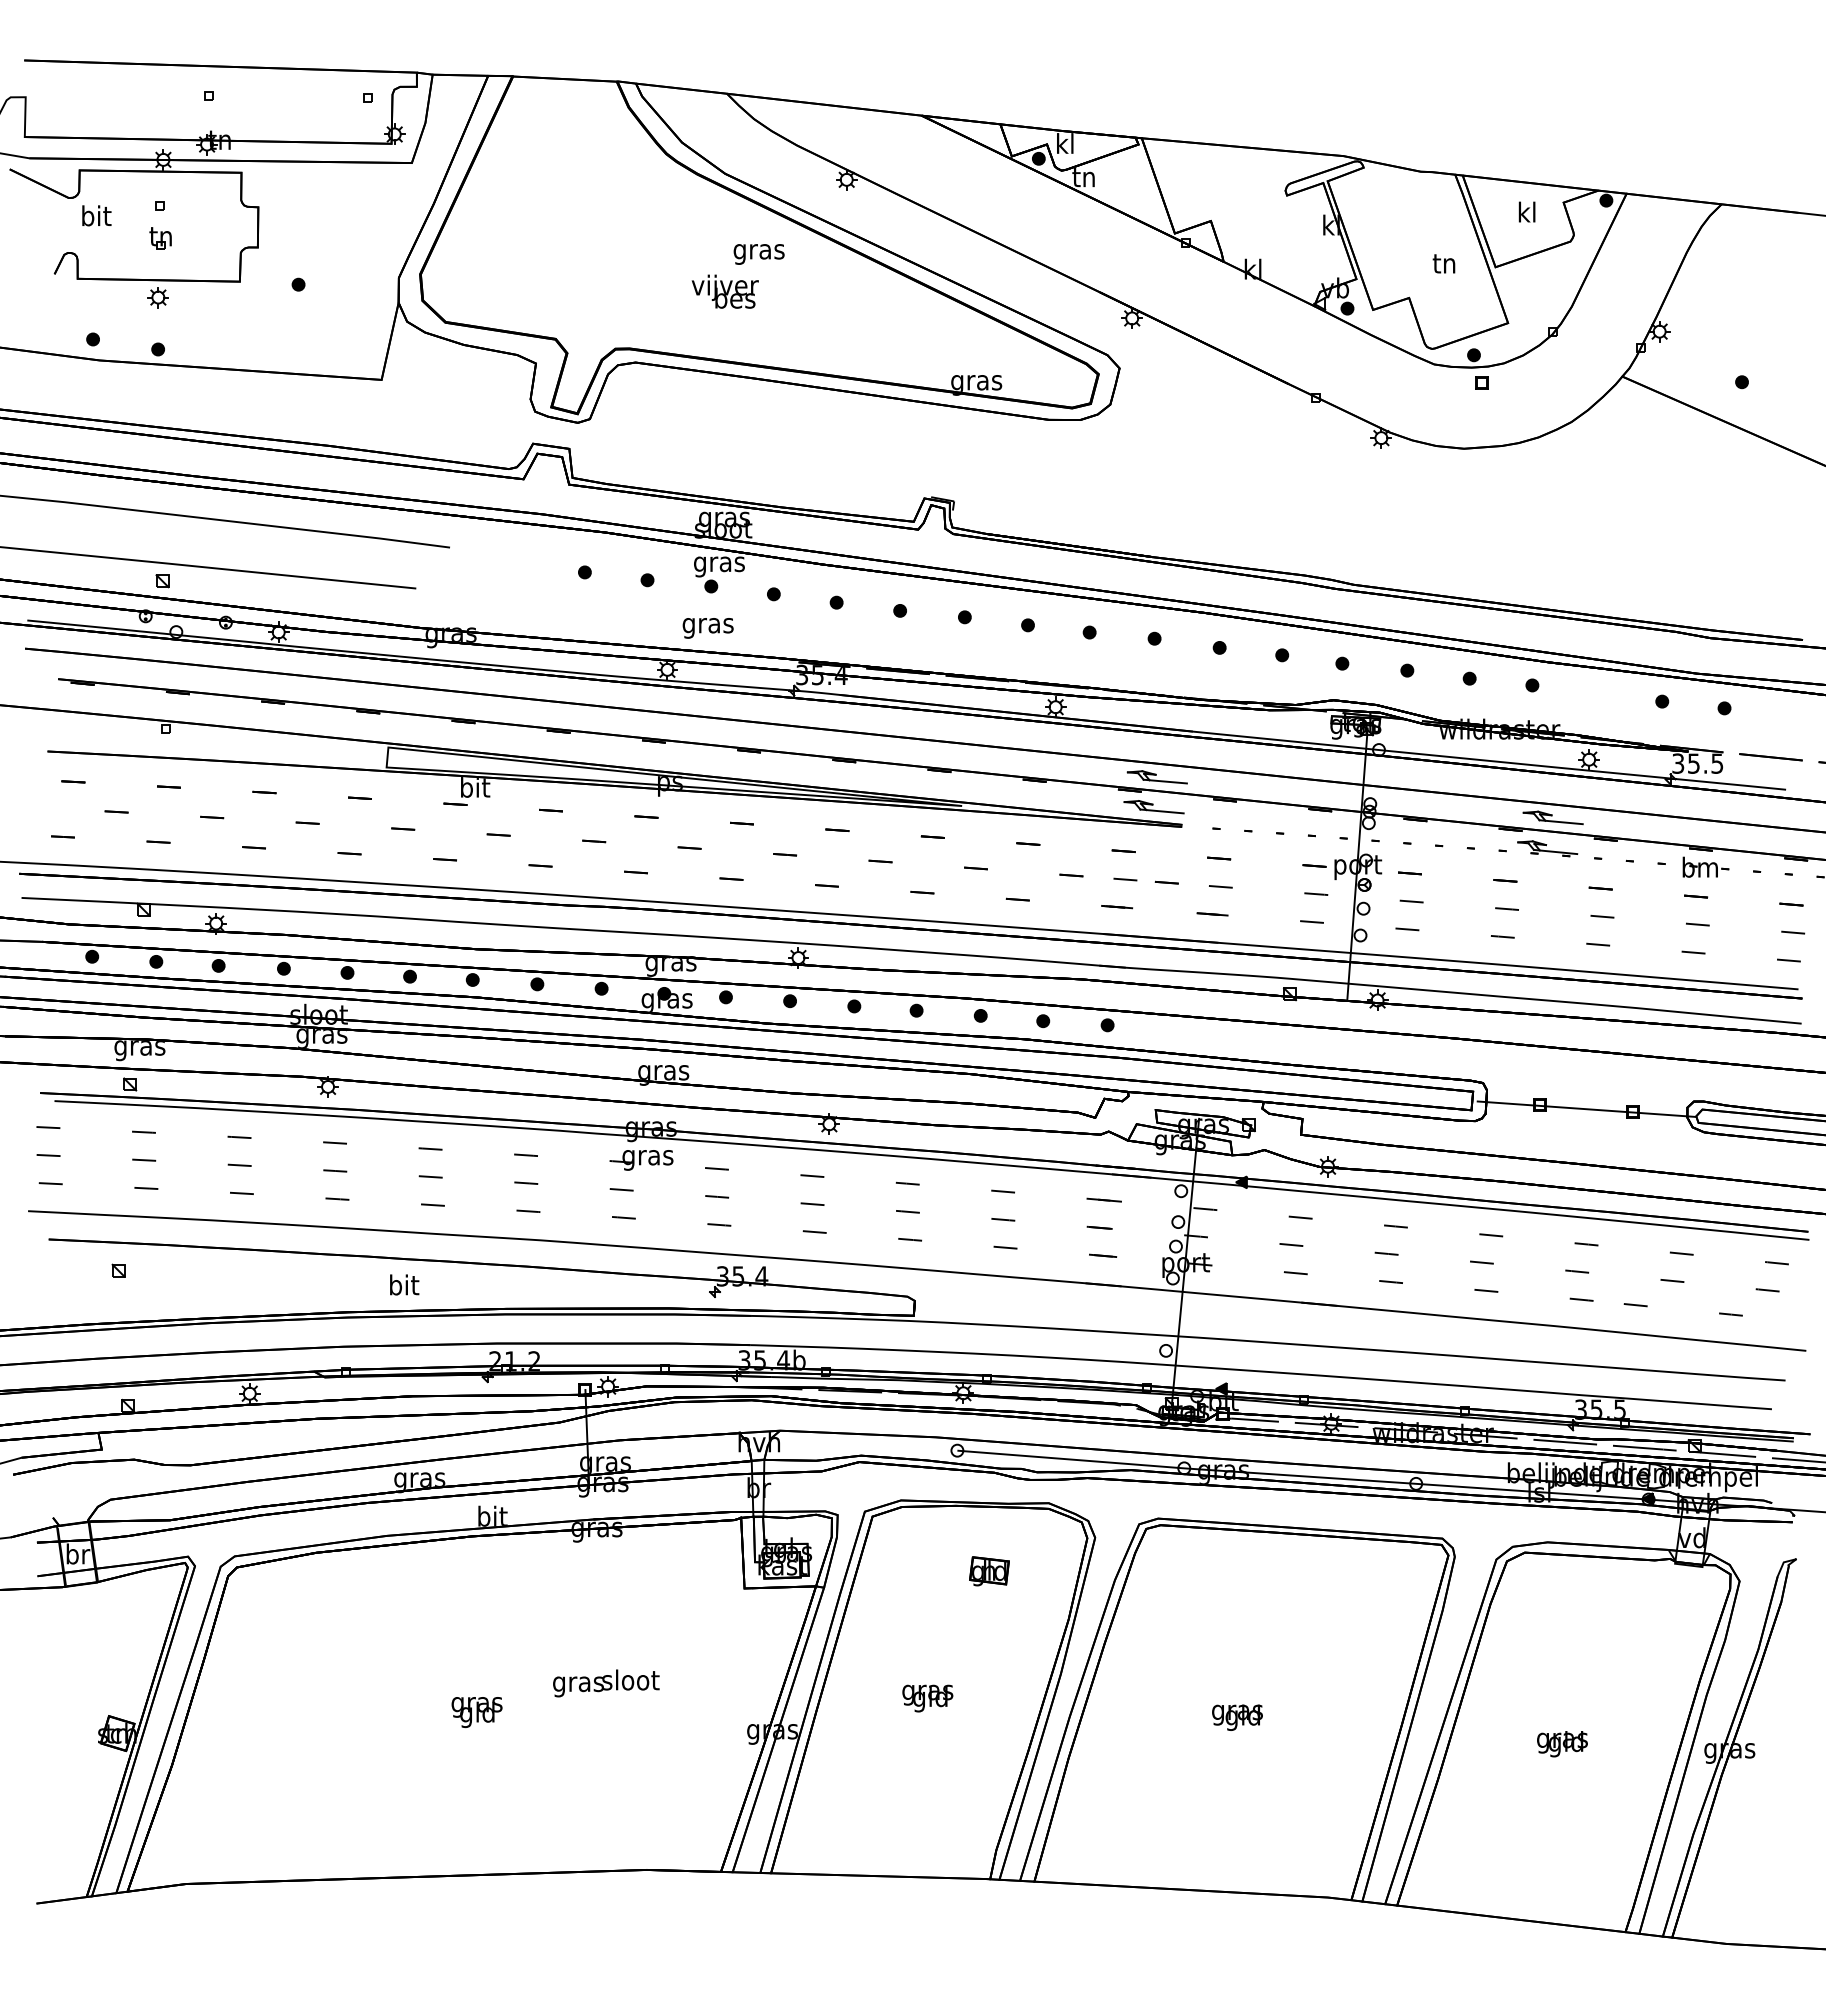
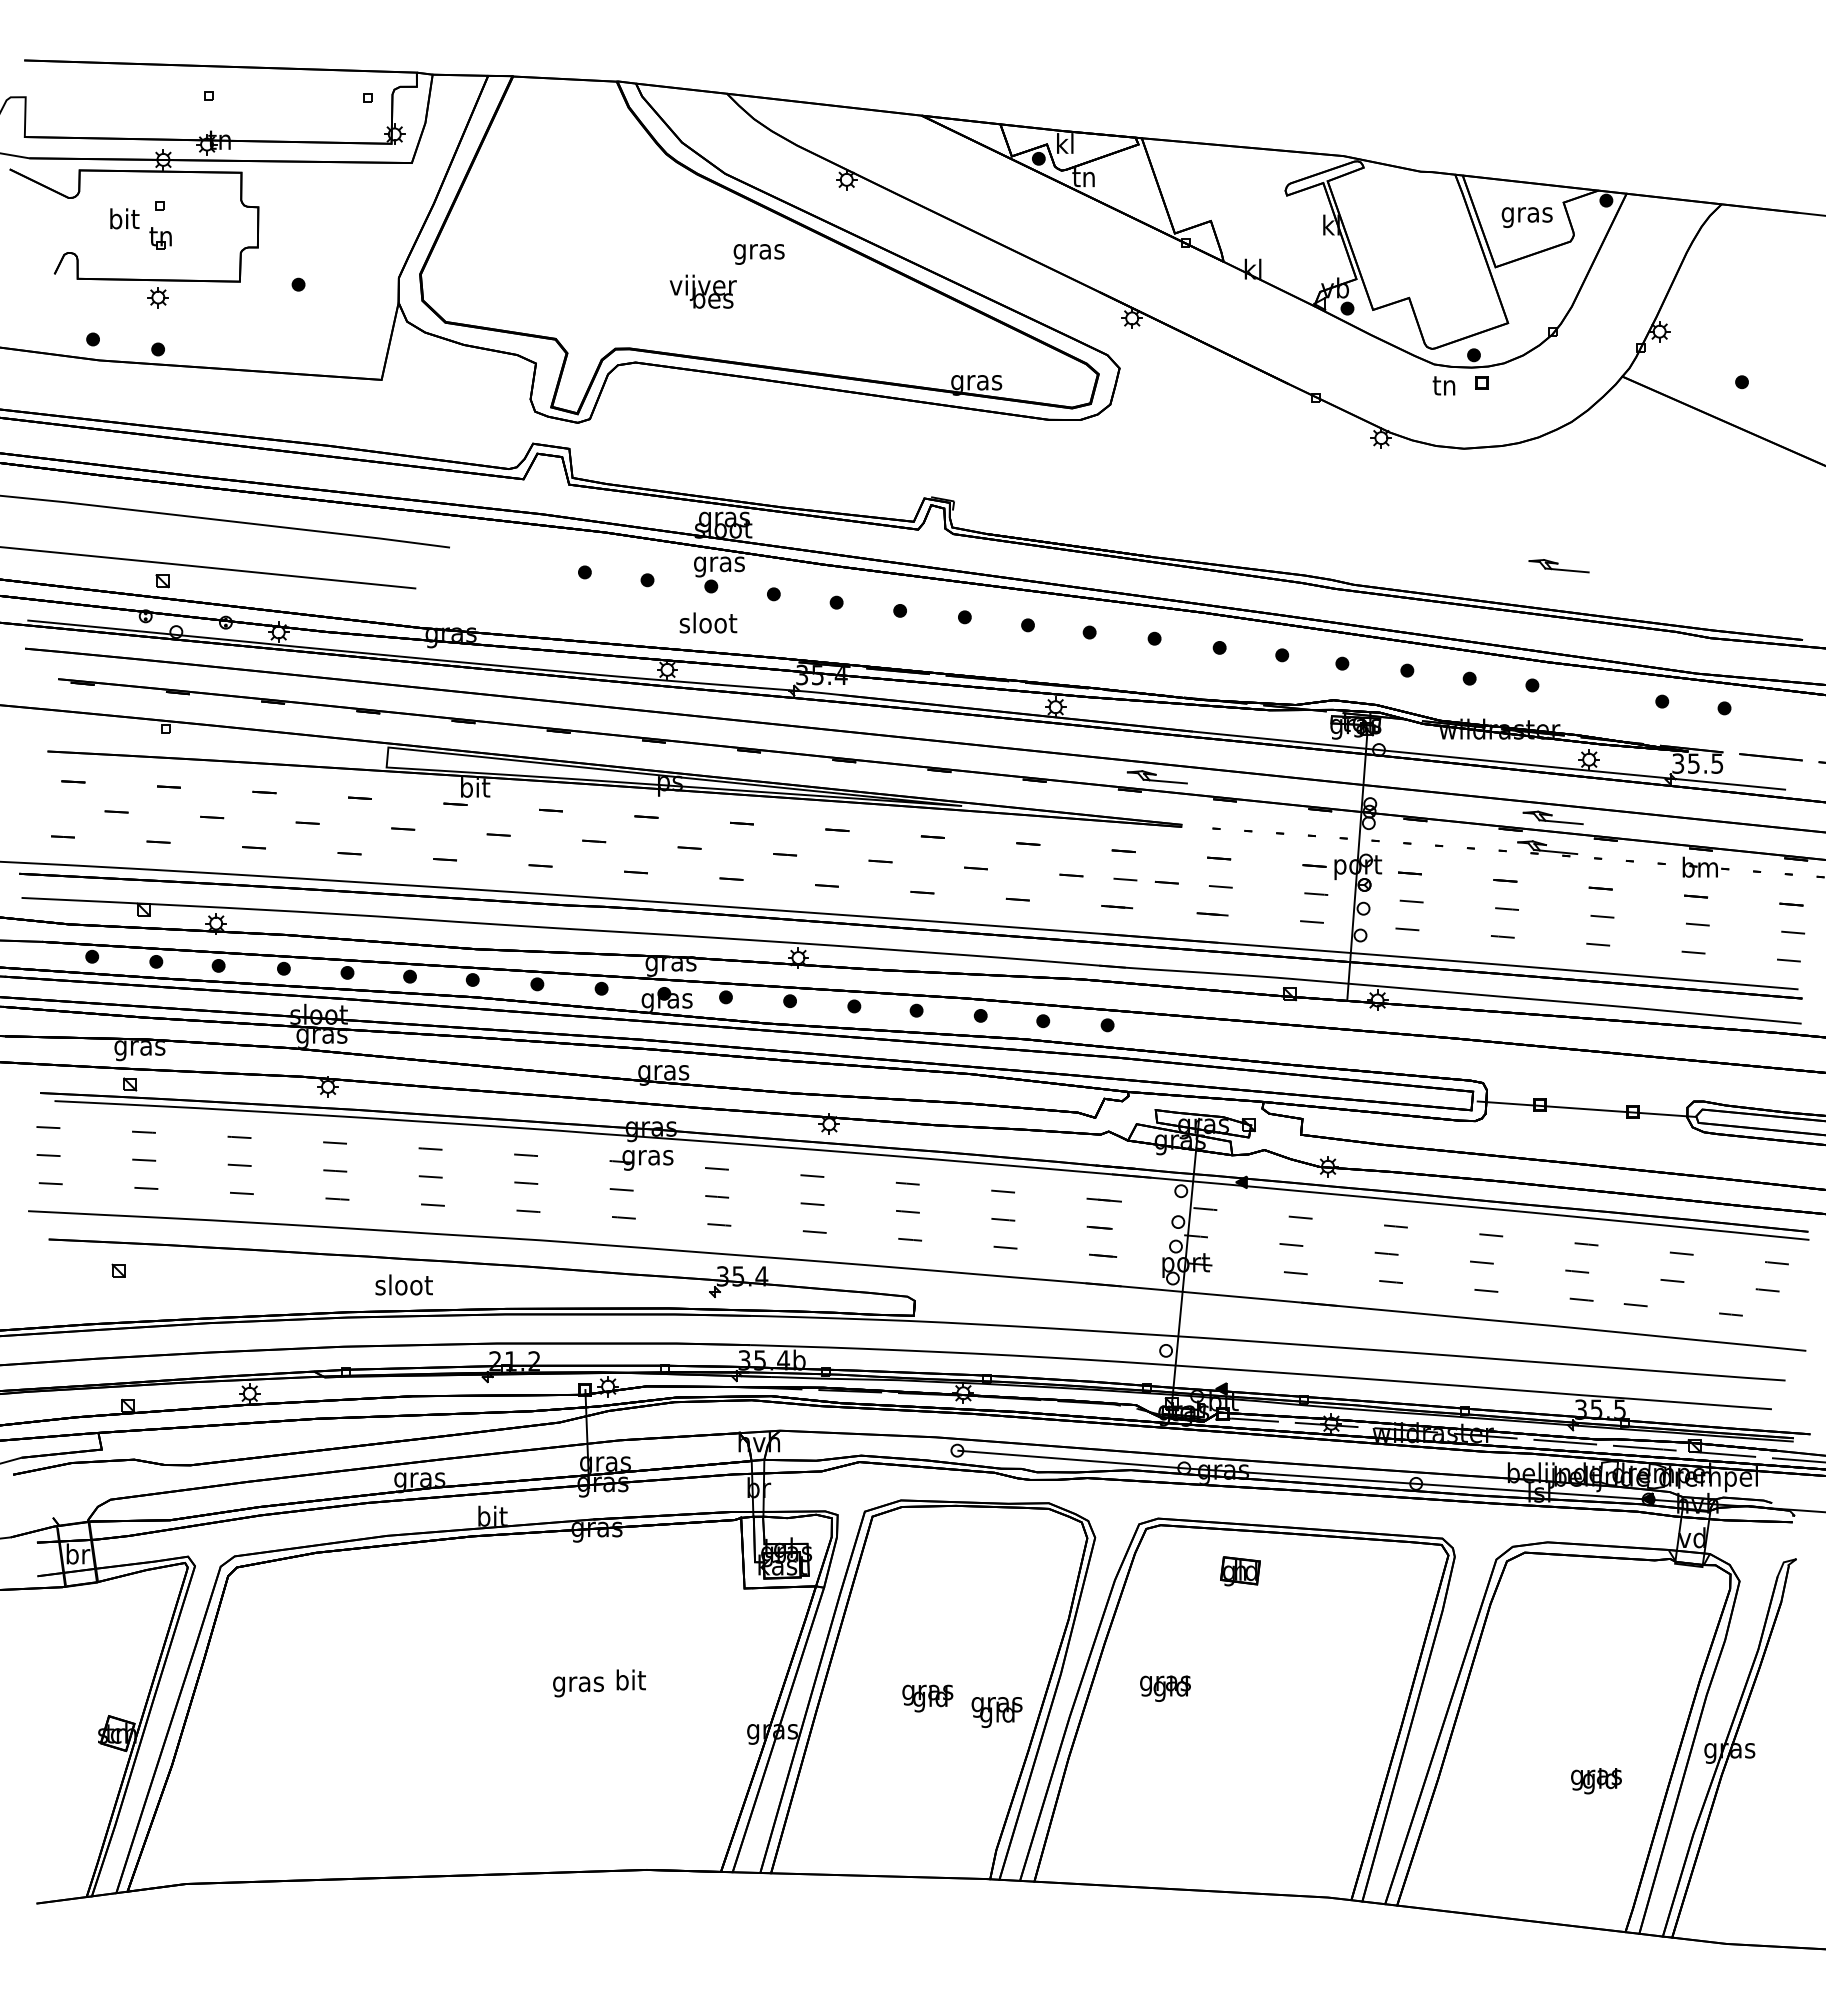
text: kl -> gras (1526, 214)
text position: (96, 215) -> (124, 218) (124, 218)
text position: (1443, 263) -> (1443, 385) (1443, 385)
text position: (724, 291) -> (702, 291) (702, 291)
text: gras -> sloot (708, 625)
part position: (1153, 807) -> (1558, 566) (1558, 566)
text: bit -> sloot (403, 1284)
part position: (989, 1571) -> (1240, 1571) (1240, 1571)
text: sloot -> bit (630, 1679)
text position: (476, 1712) -> (996, 1712) (996, 1712)
text position: (1237, 1717) -> (1165, 1688) (1165, 1688)
text position: (1562, 1744) -> (1596, 1781) (1596, 1781)
